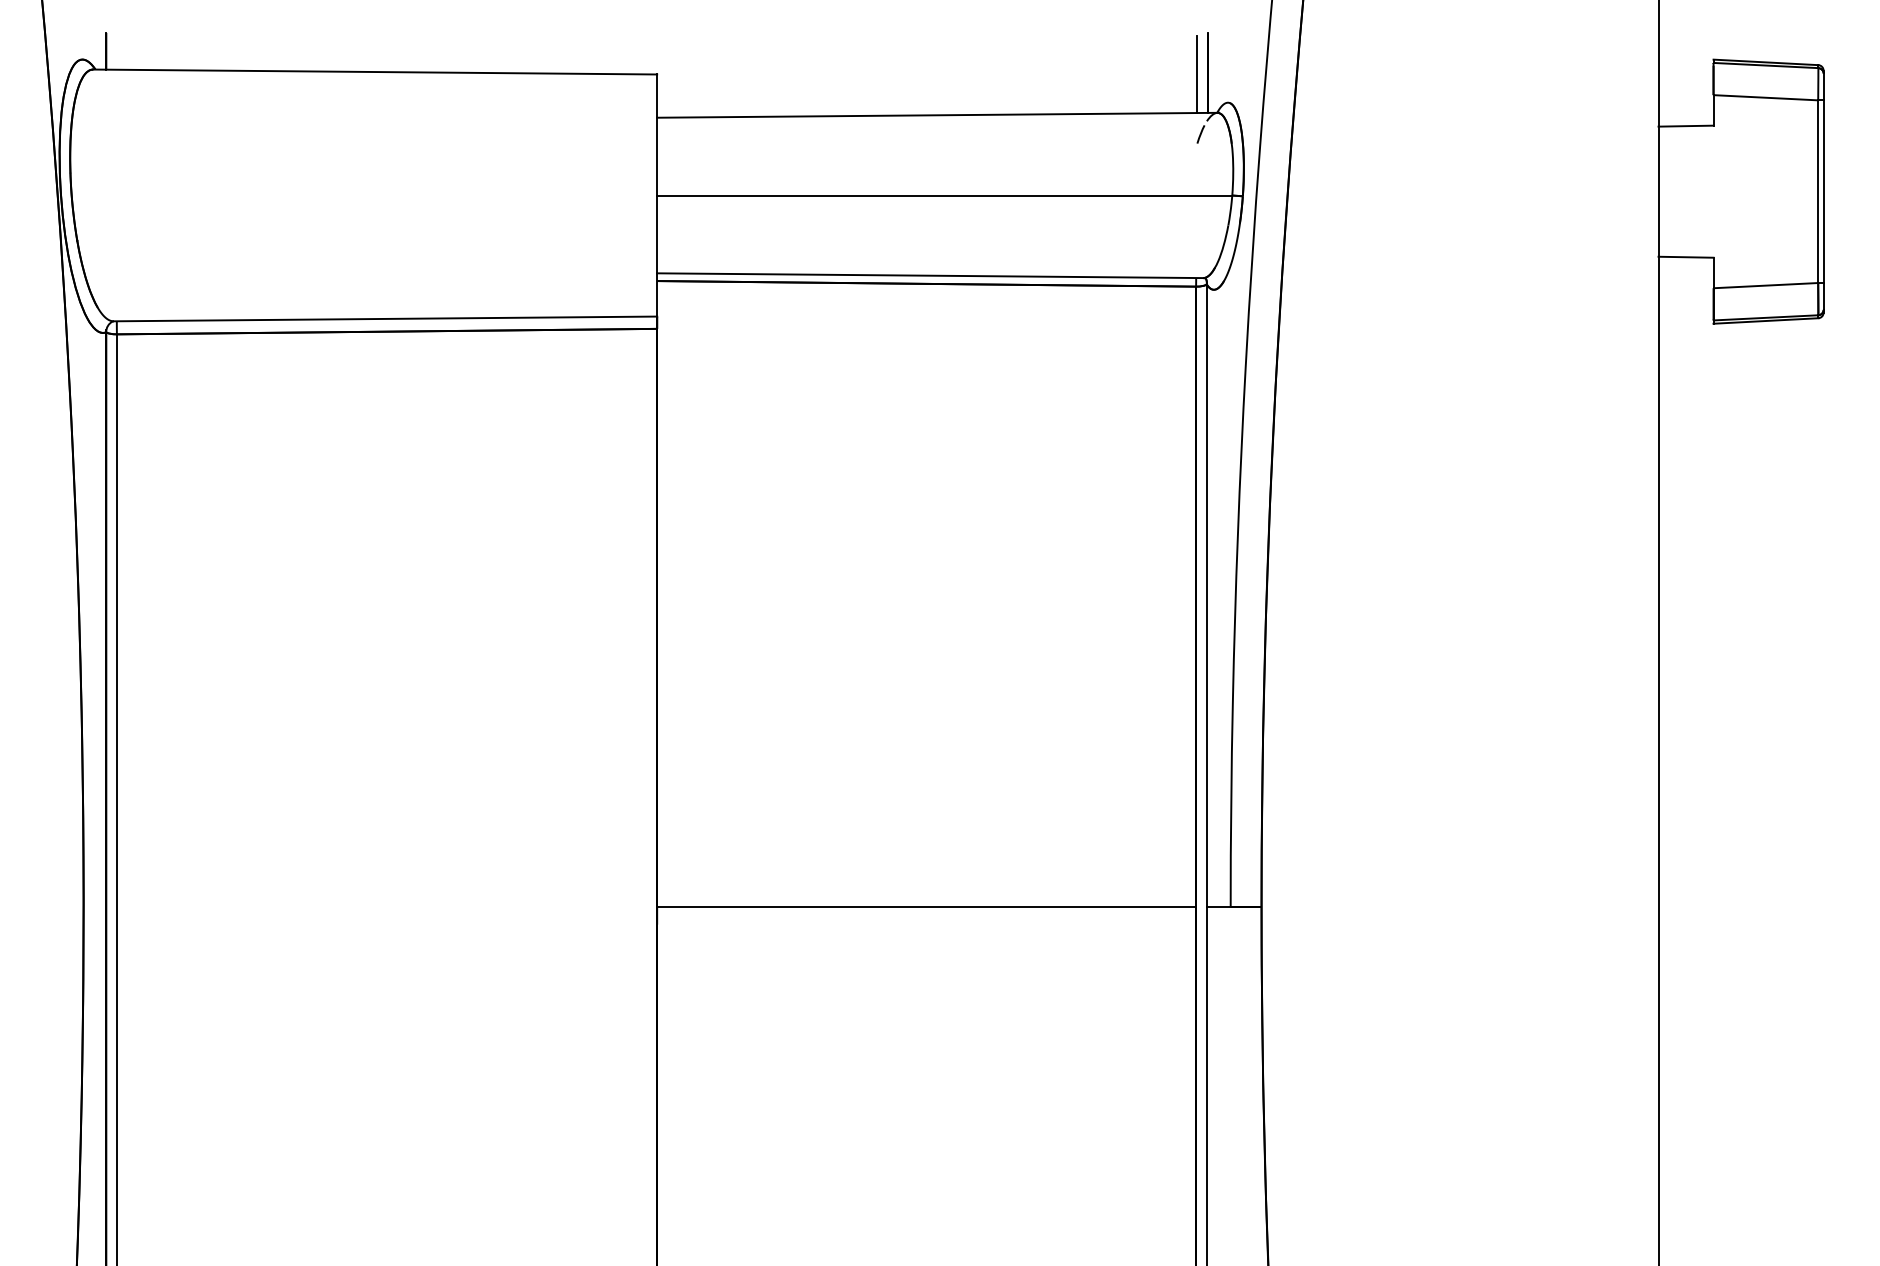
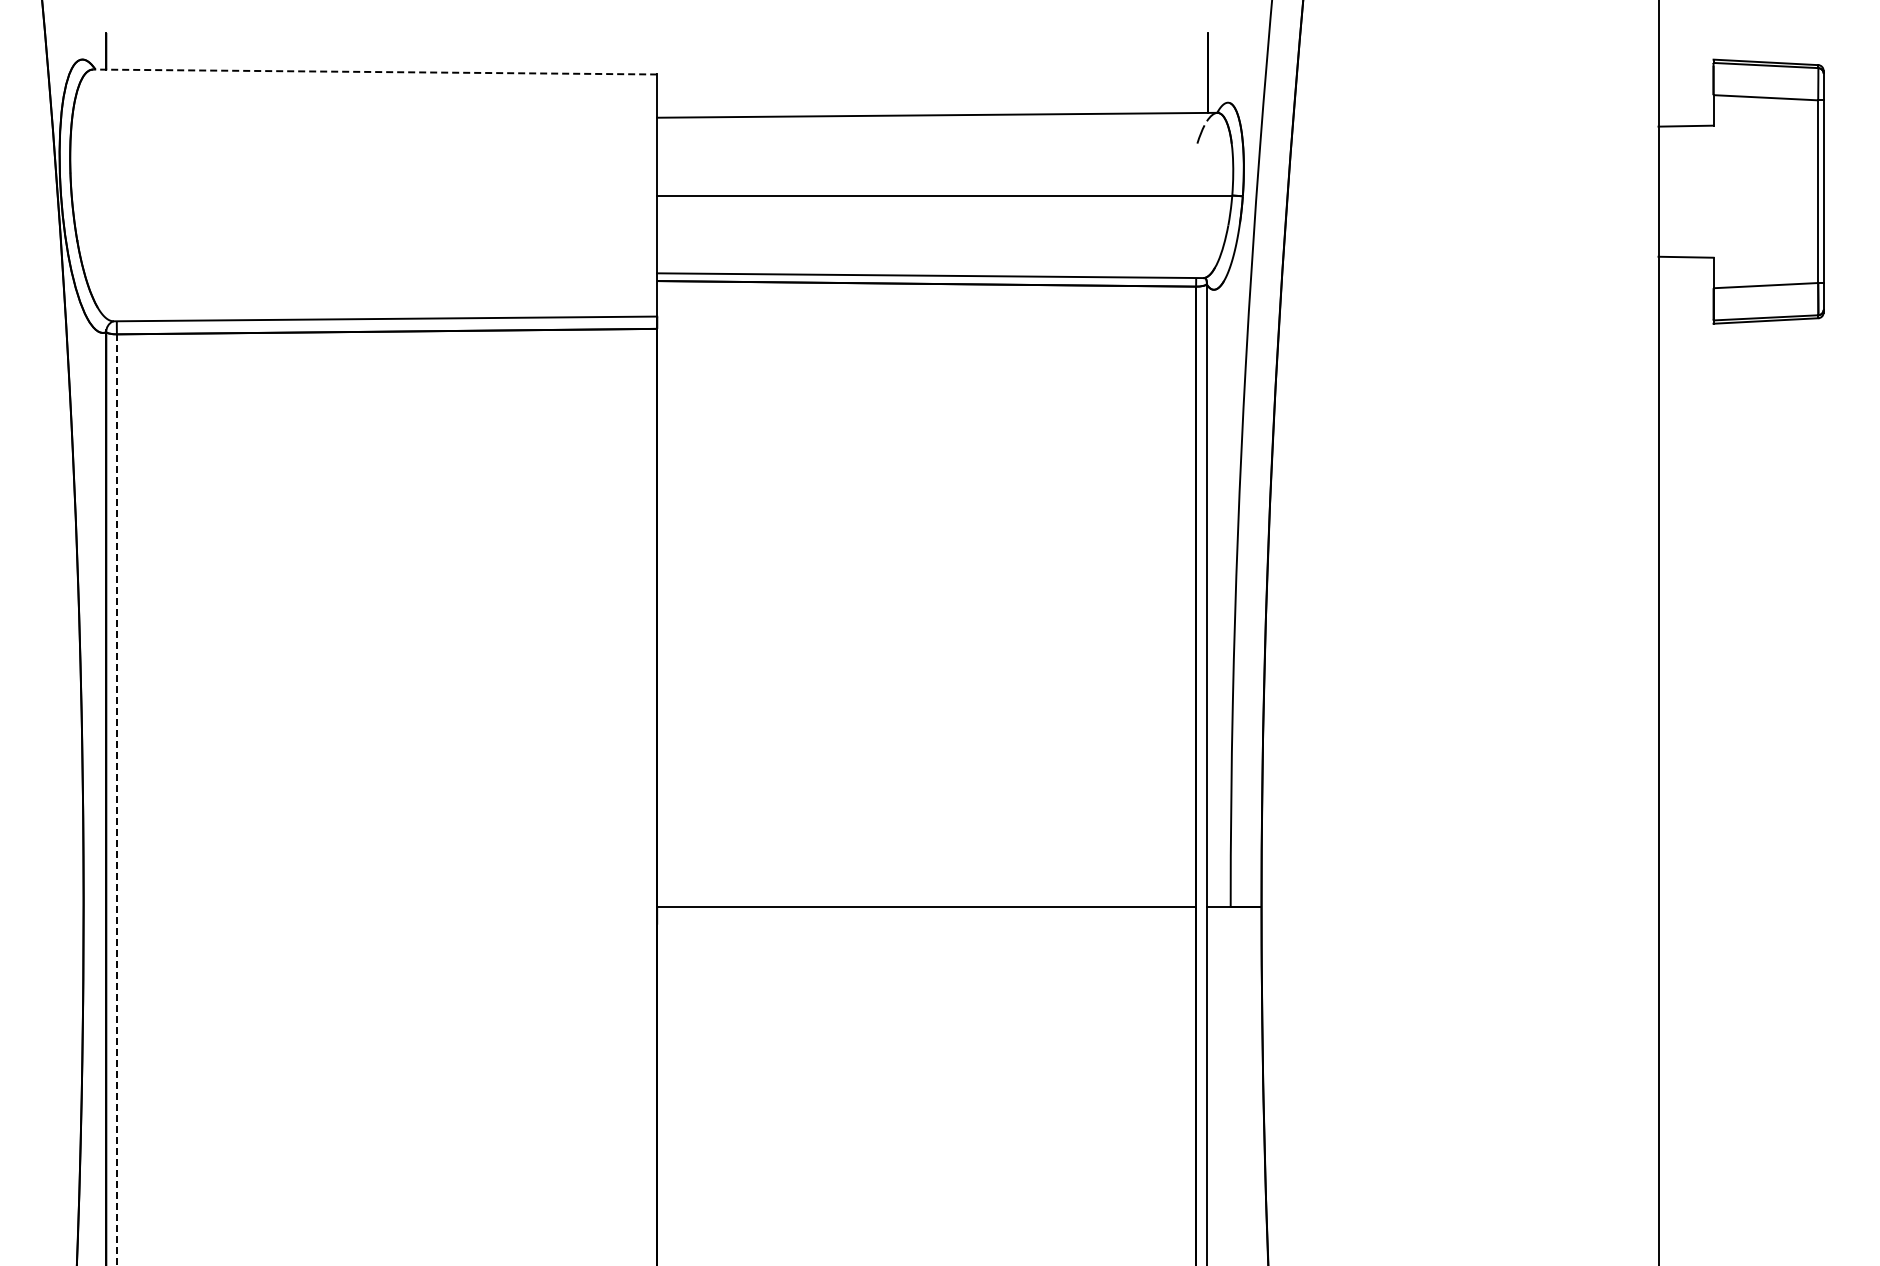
line: solid -> dashed (375, 72)
line: present -> none (1197, 74)
line: solid -> dashed (116, 800)
